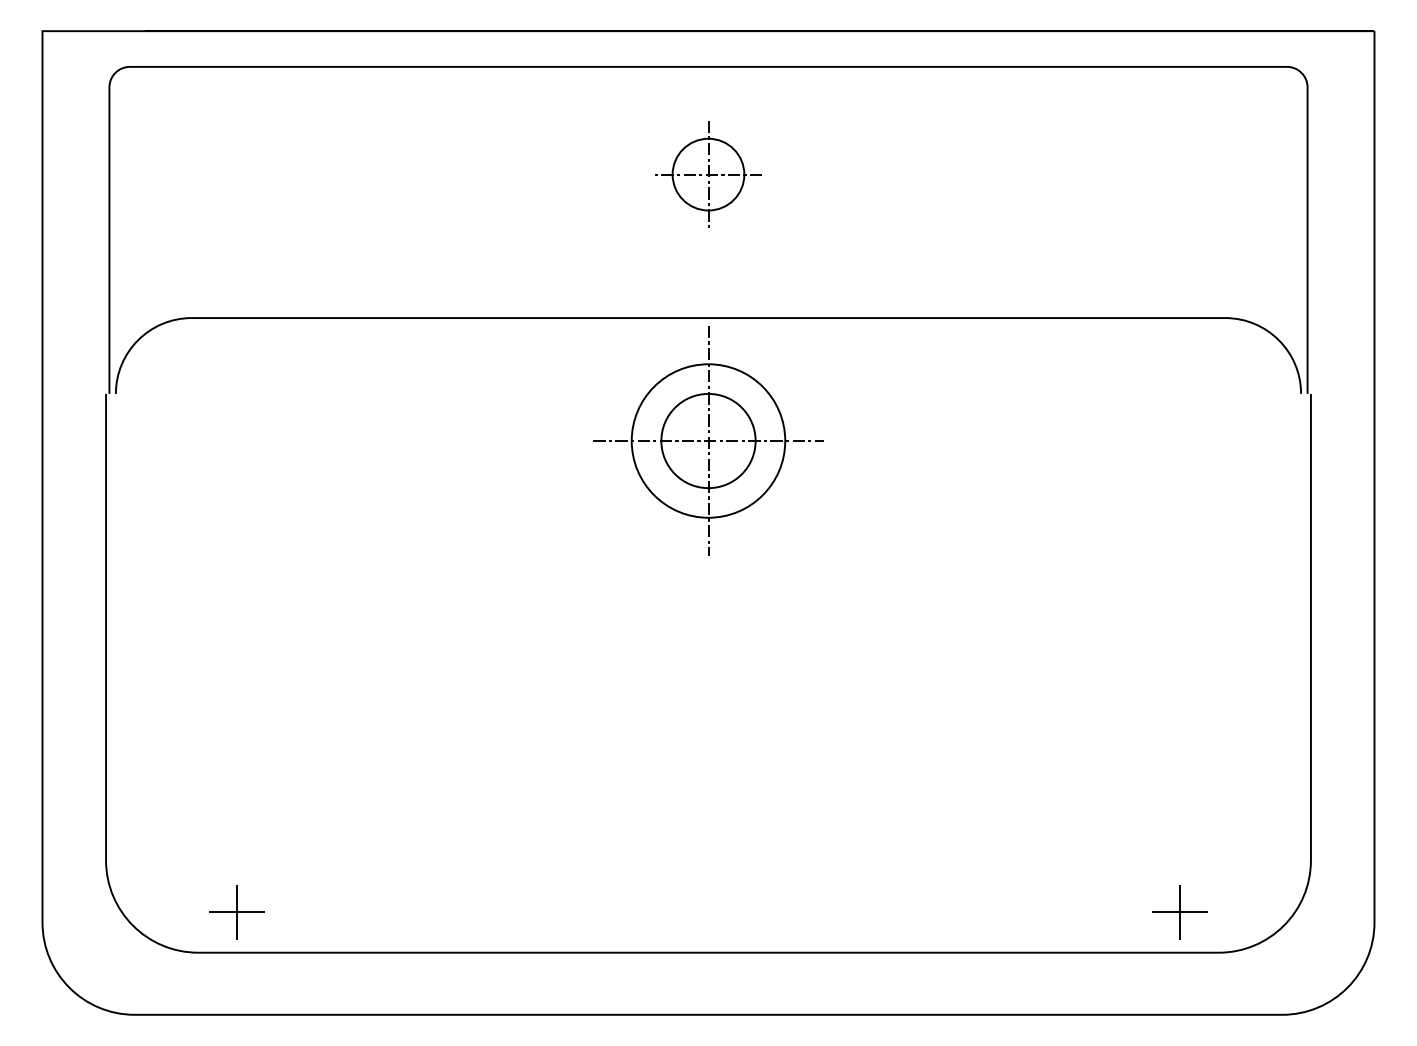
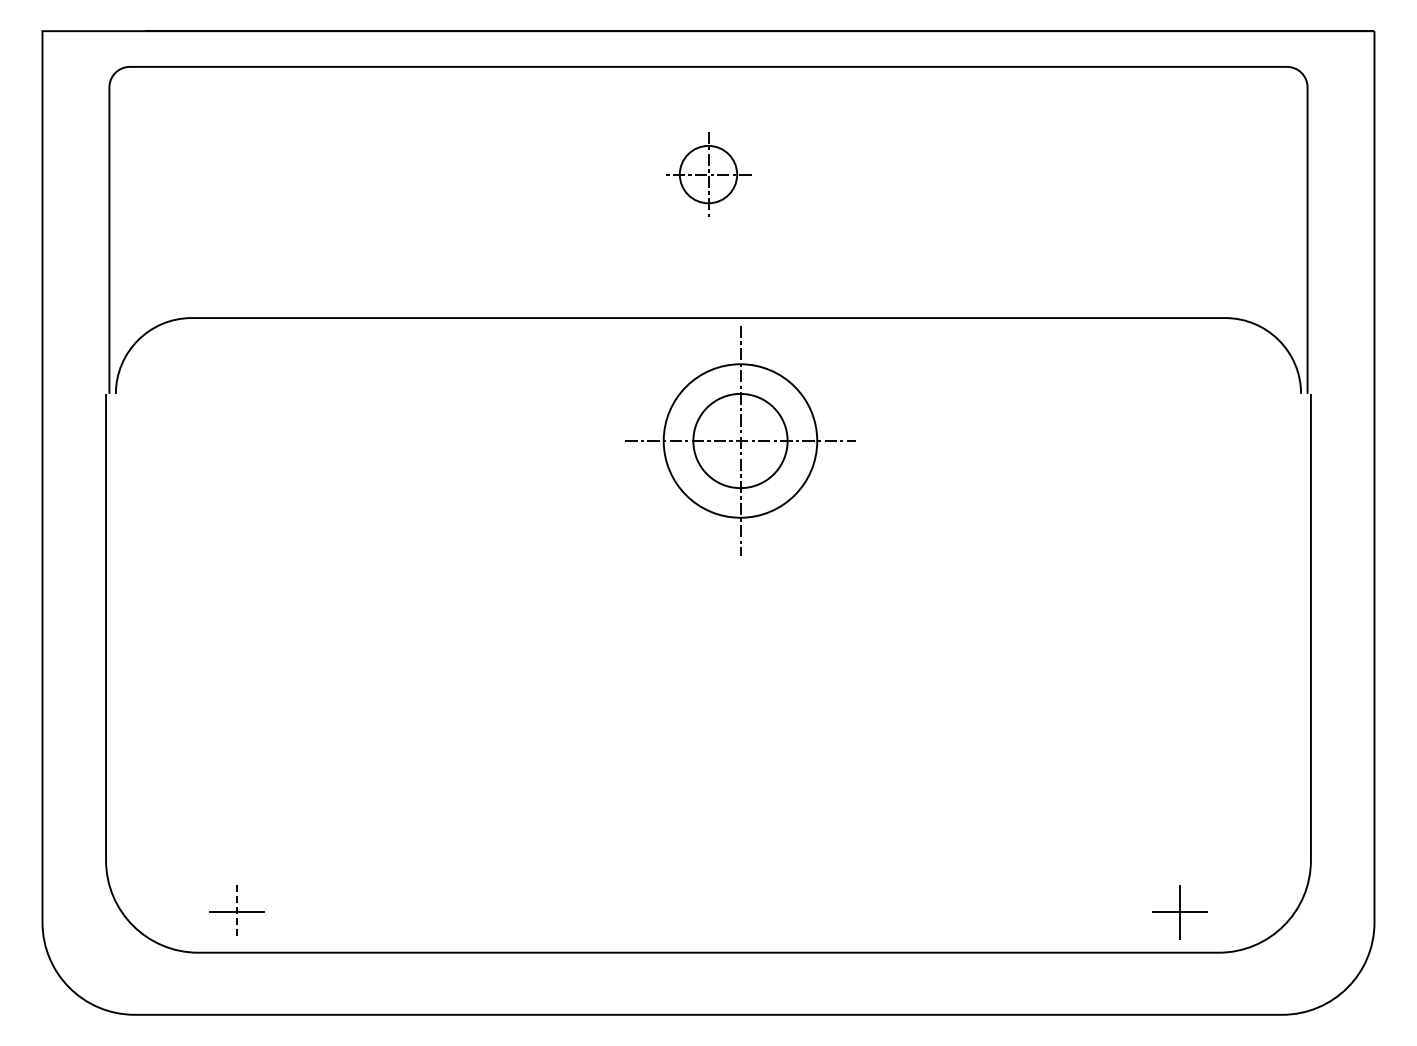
part size: 107x107 px -> 86x85 px (708, 174)
part position: (708, 440) -> (740, 440) (740, 440)
line: solid -> dashed (237, 912)
